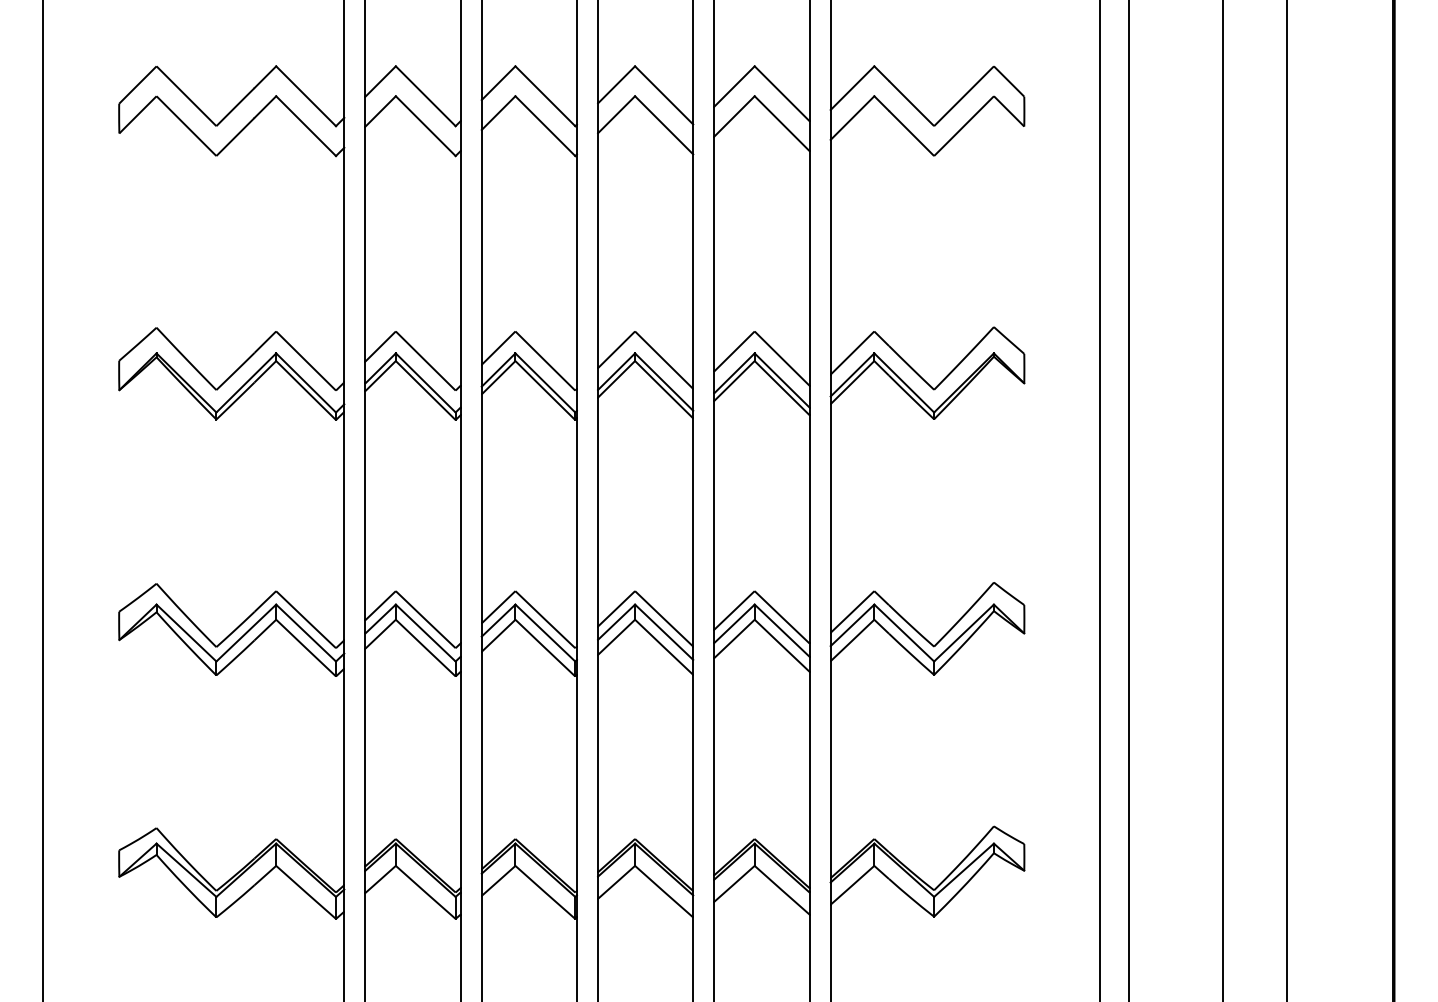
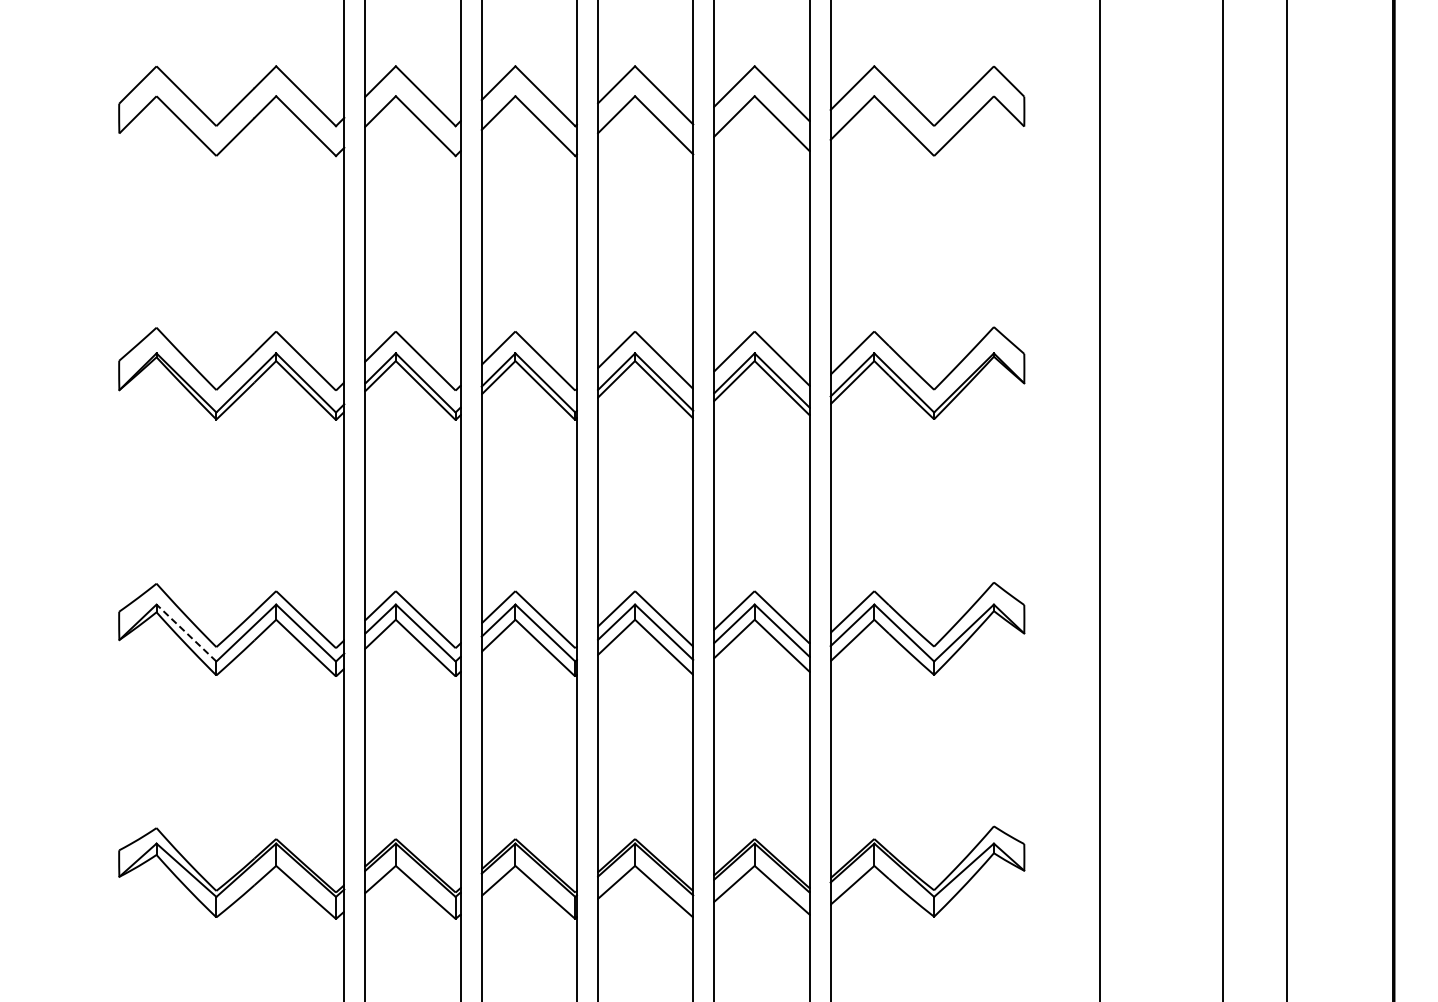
line: present -> none (43, 500)
line: present -> none (1128, 500)
line: solid -> dashed (186, 632)
